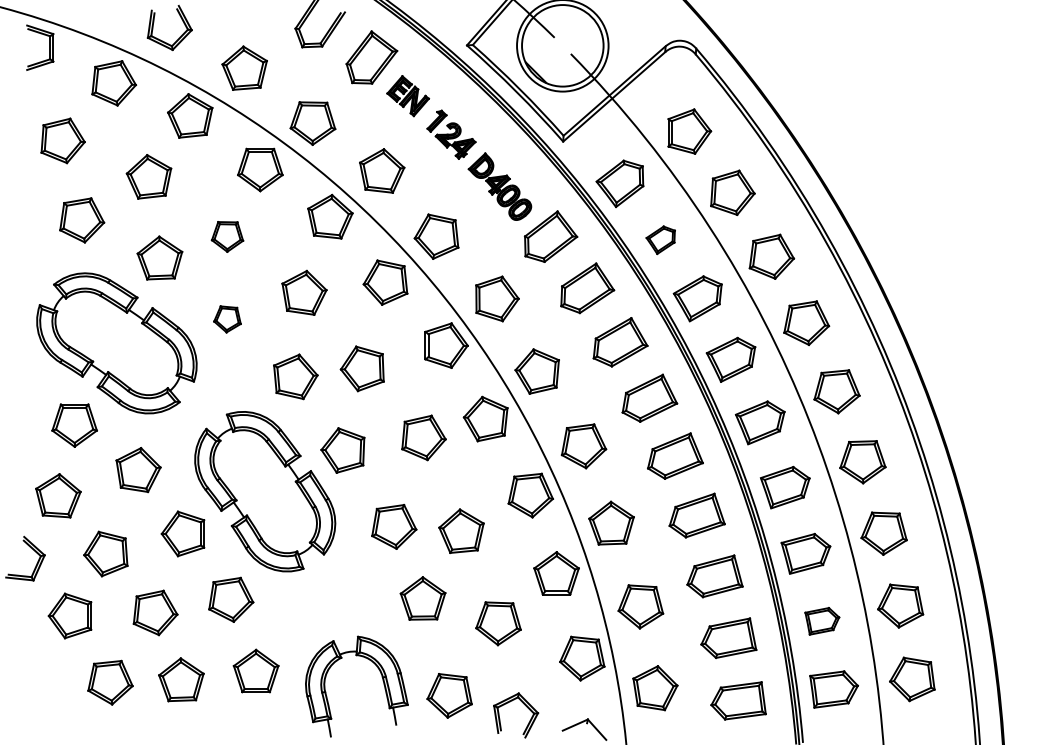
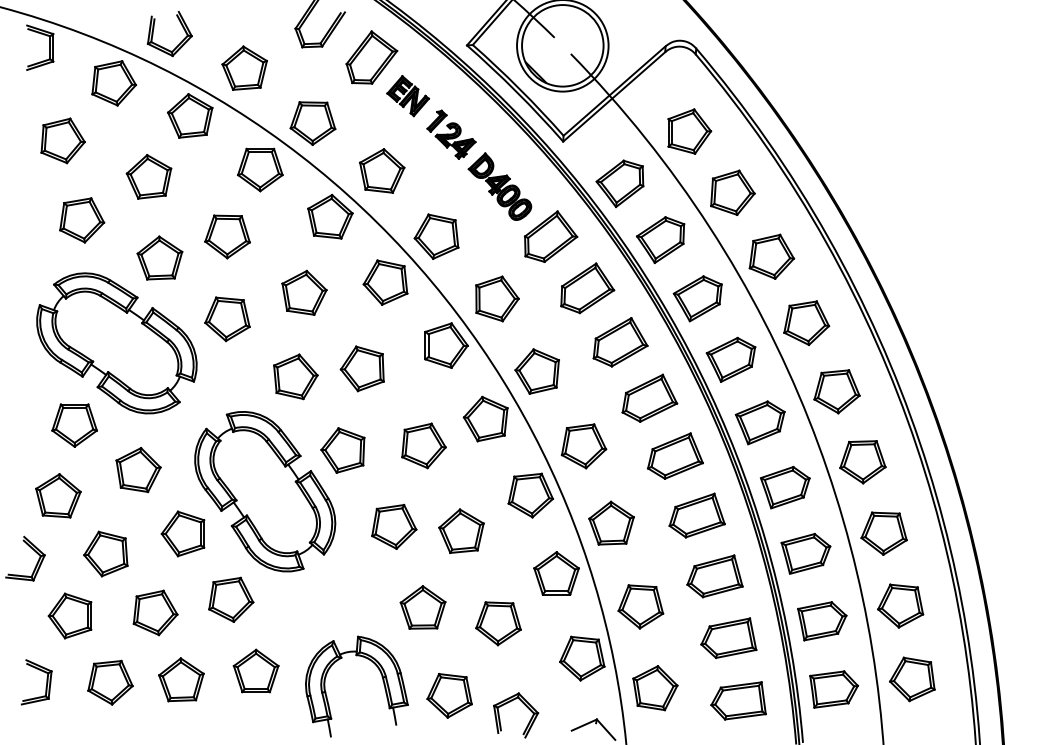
part position: (181, 34) -> (181, 40) (181, 40)
part size: 35x32 px -> 47x46 px (227, 236)
part size: 31x31 px -> 50x49 px (660, 240)
part size: 29x29 px -> 47x47 px (227, 319)
part position: (423, 437) -> (423, 445) (423, 445)
part position: (422, 598) -> (422, 607) (422, 607)
part size: 37x29 px -> 51x41 px (822, 621)
part: none -> present (46, 682)
part position: (584, 729) -> (593, 729) (593, 729)
